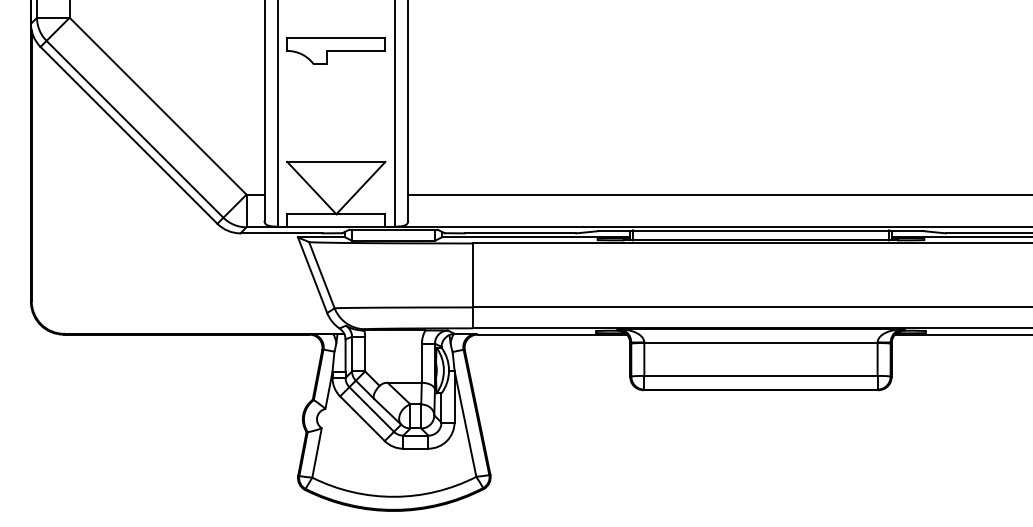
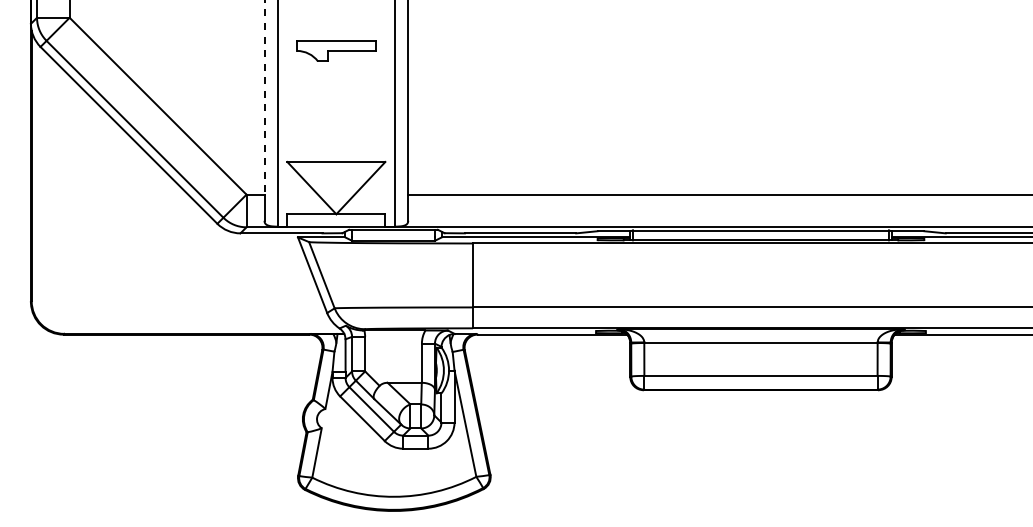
part size: 100x28 px -> 81x22 px (336, 50)
line: solid -> dashed (264, 97)
